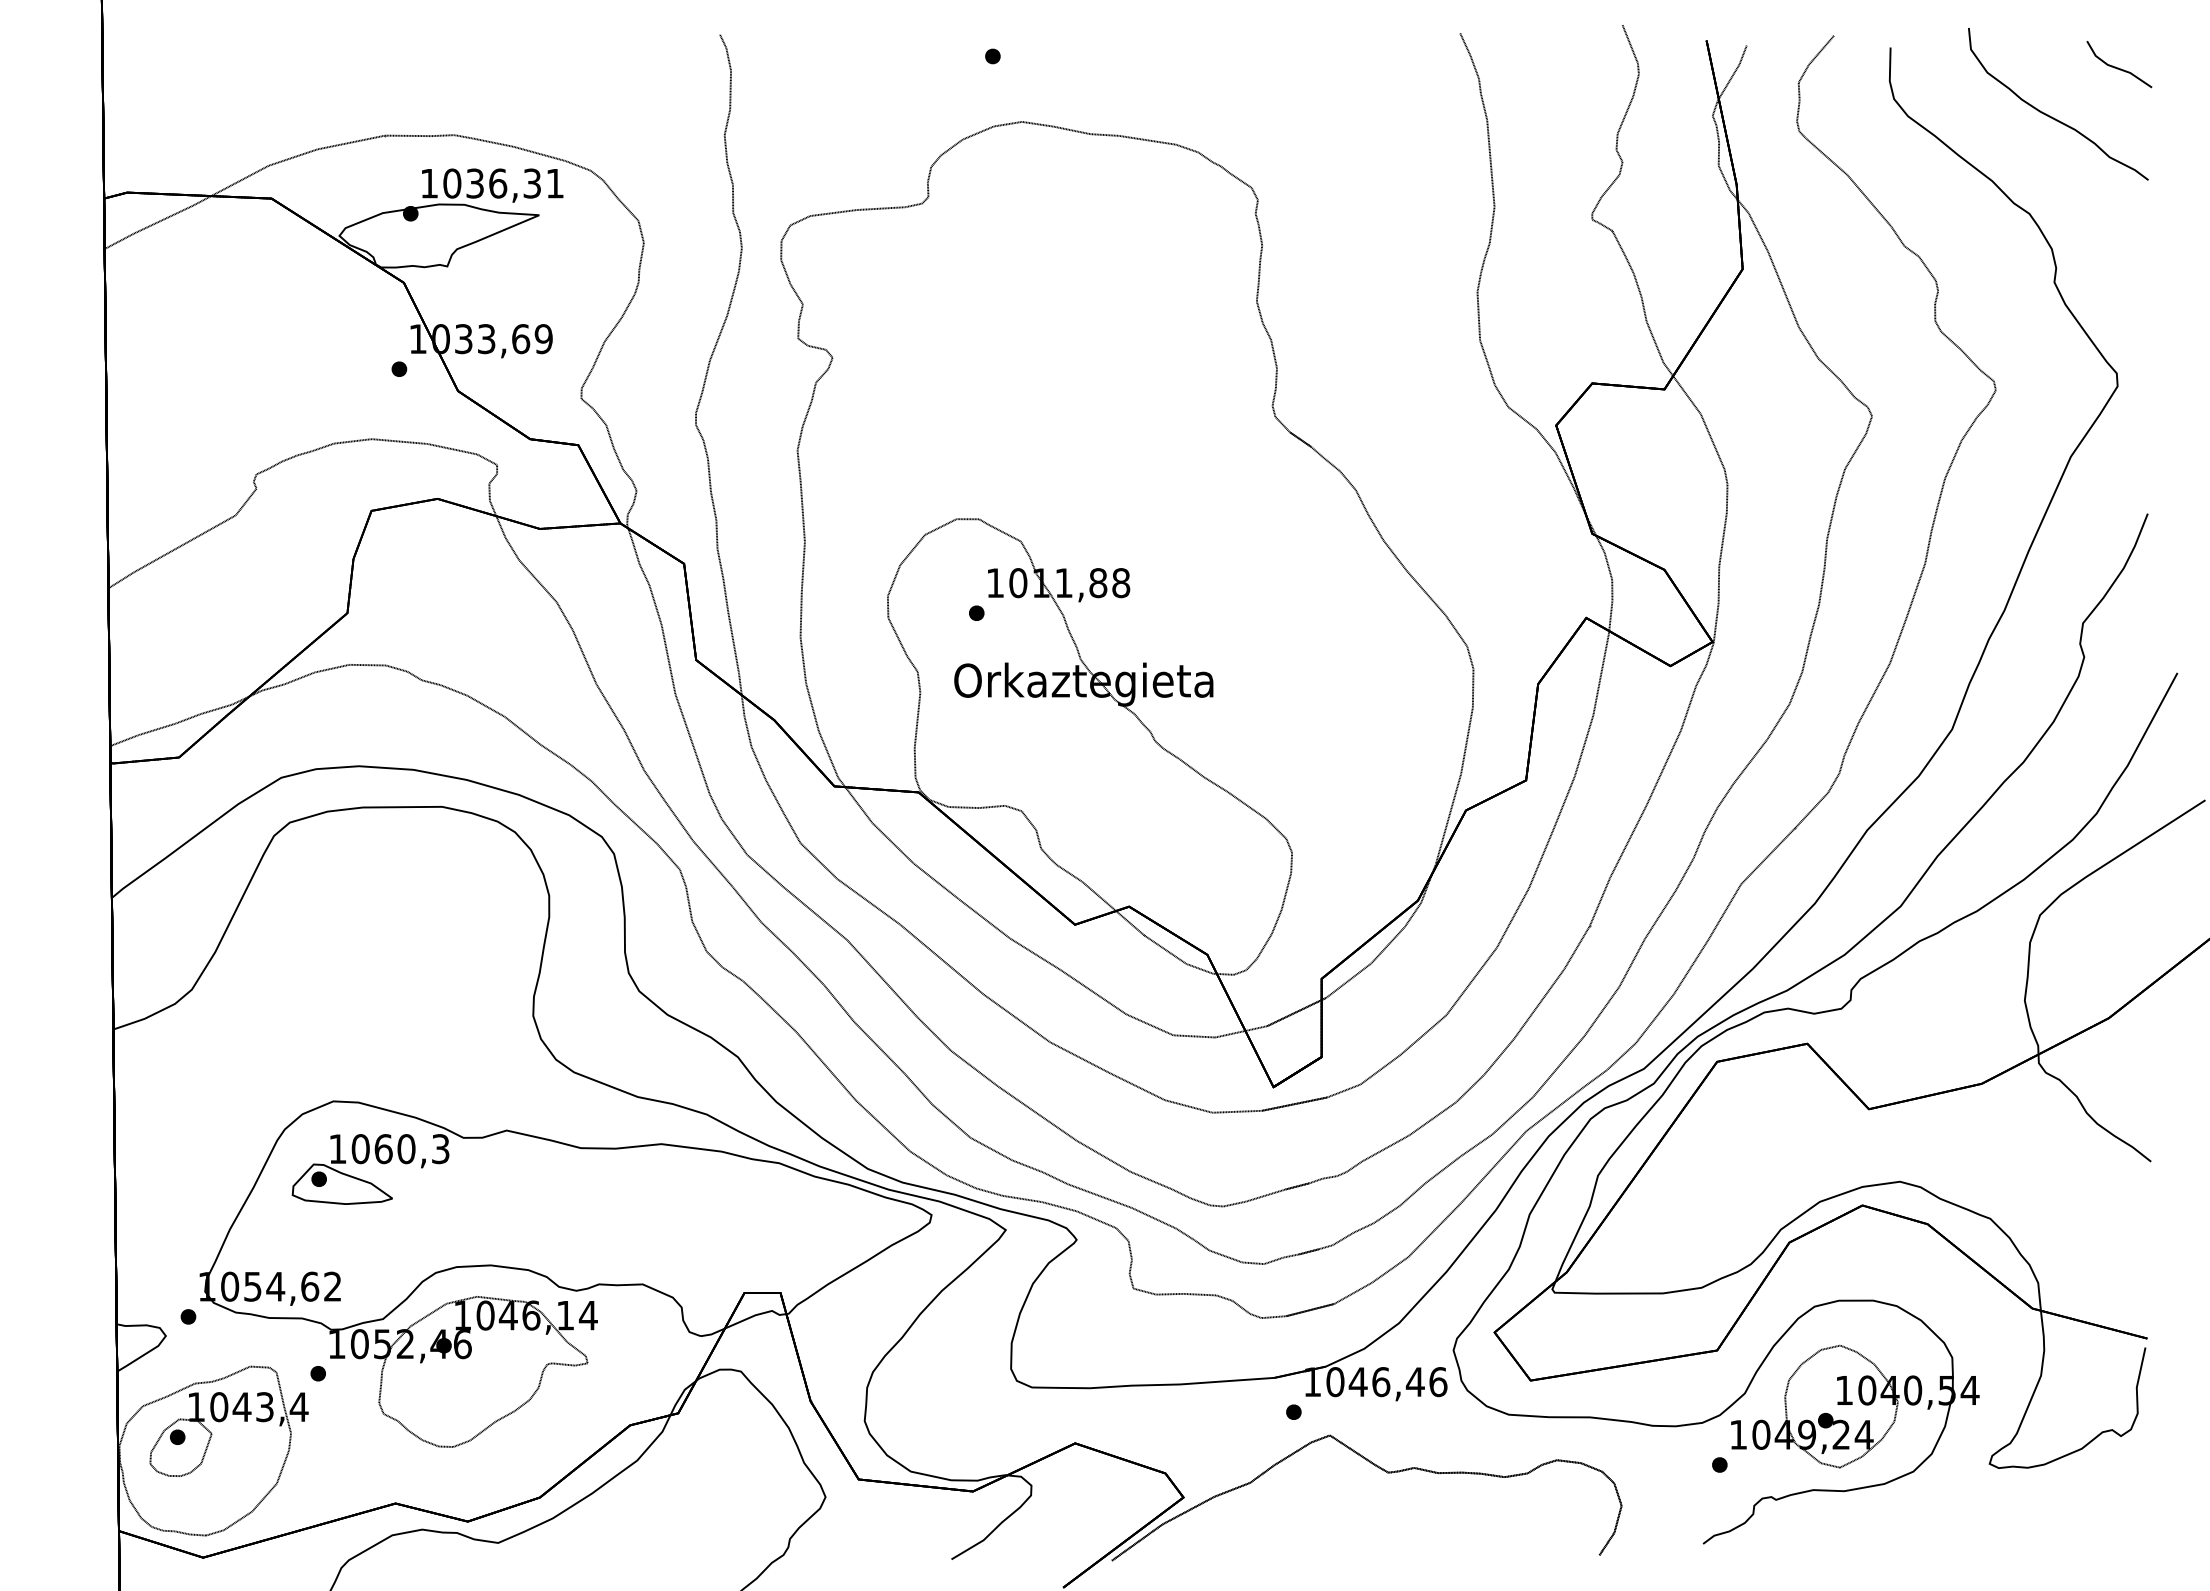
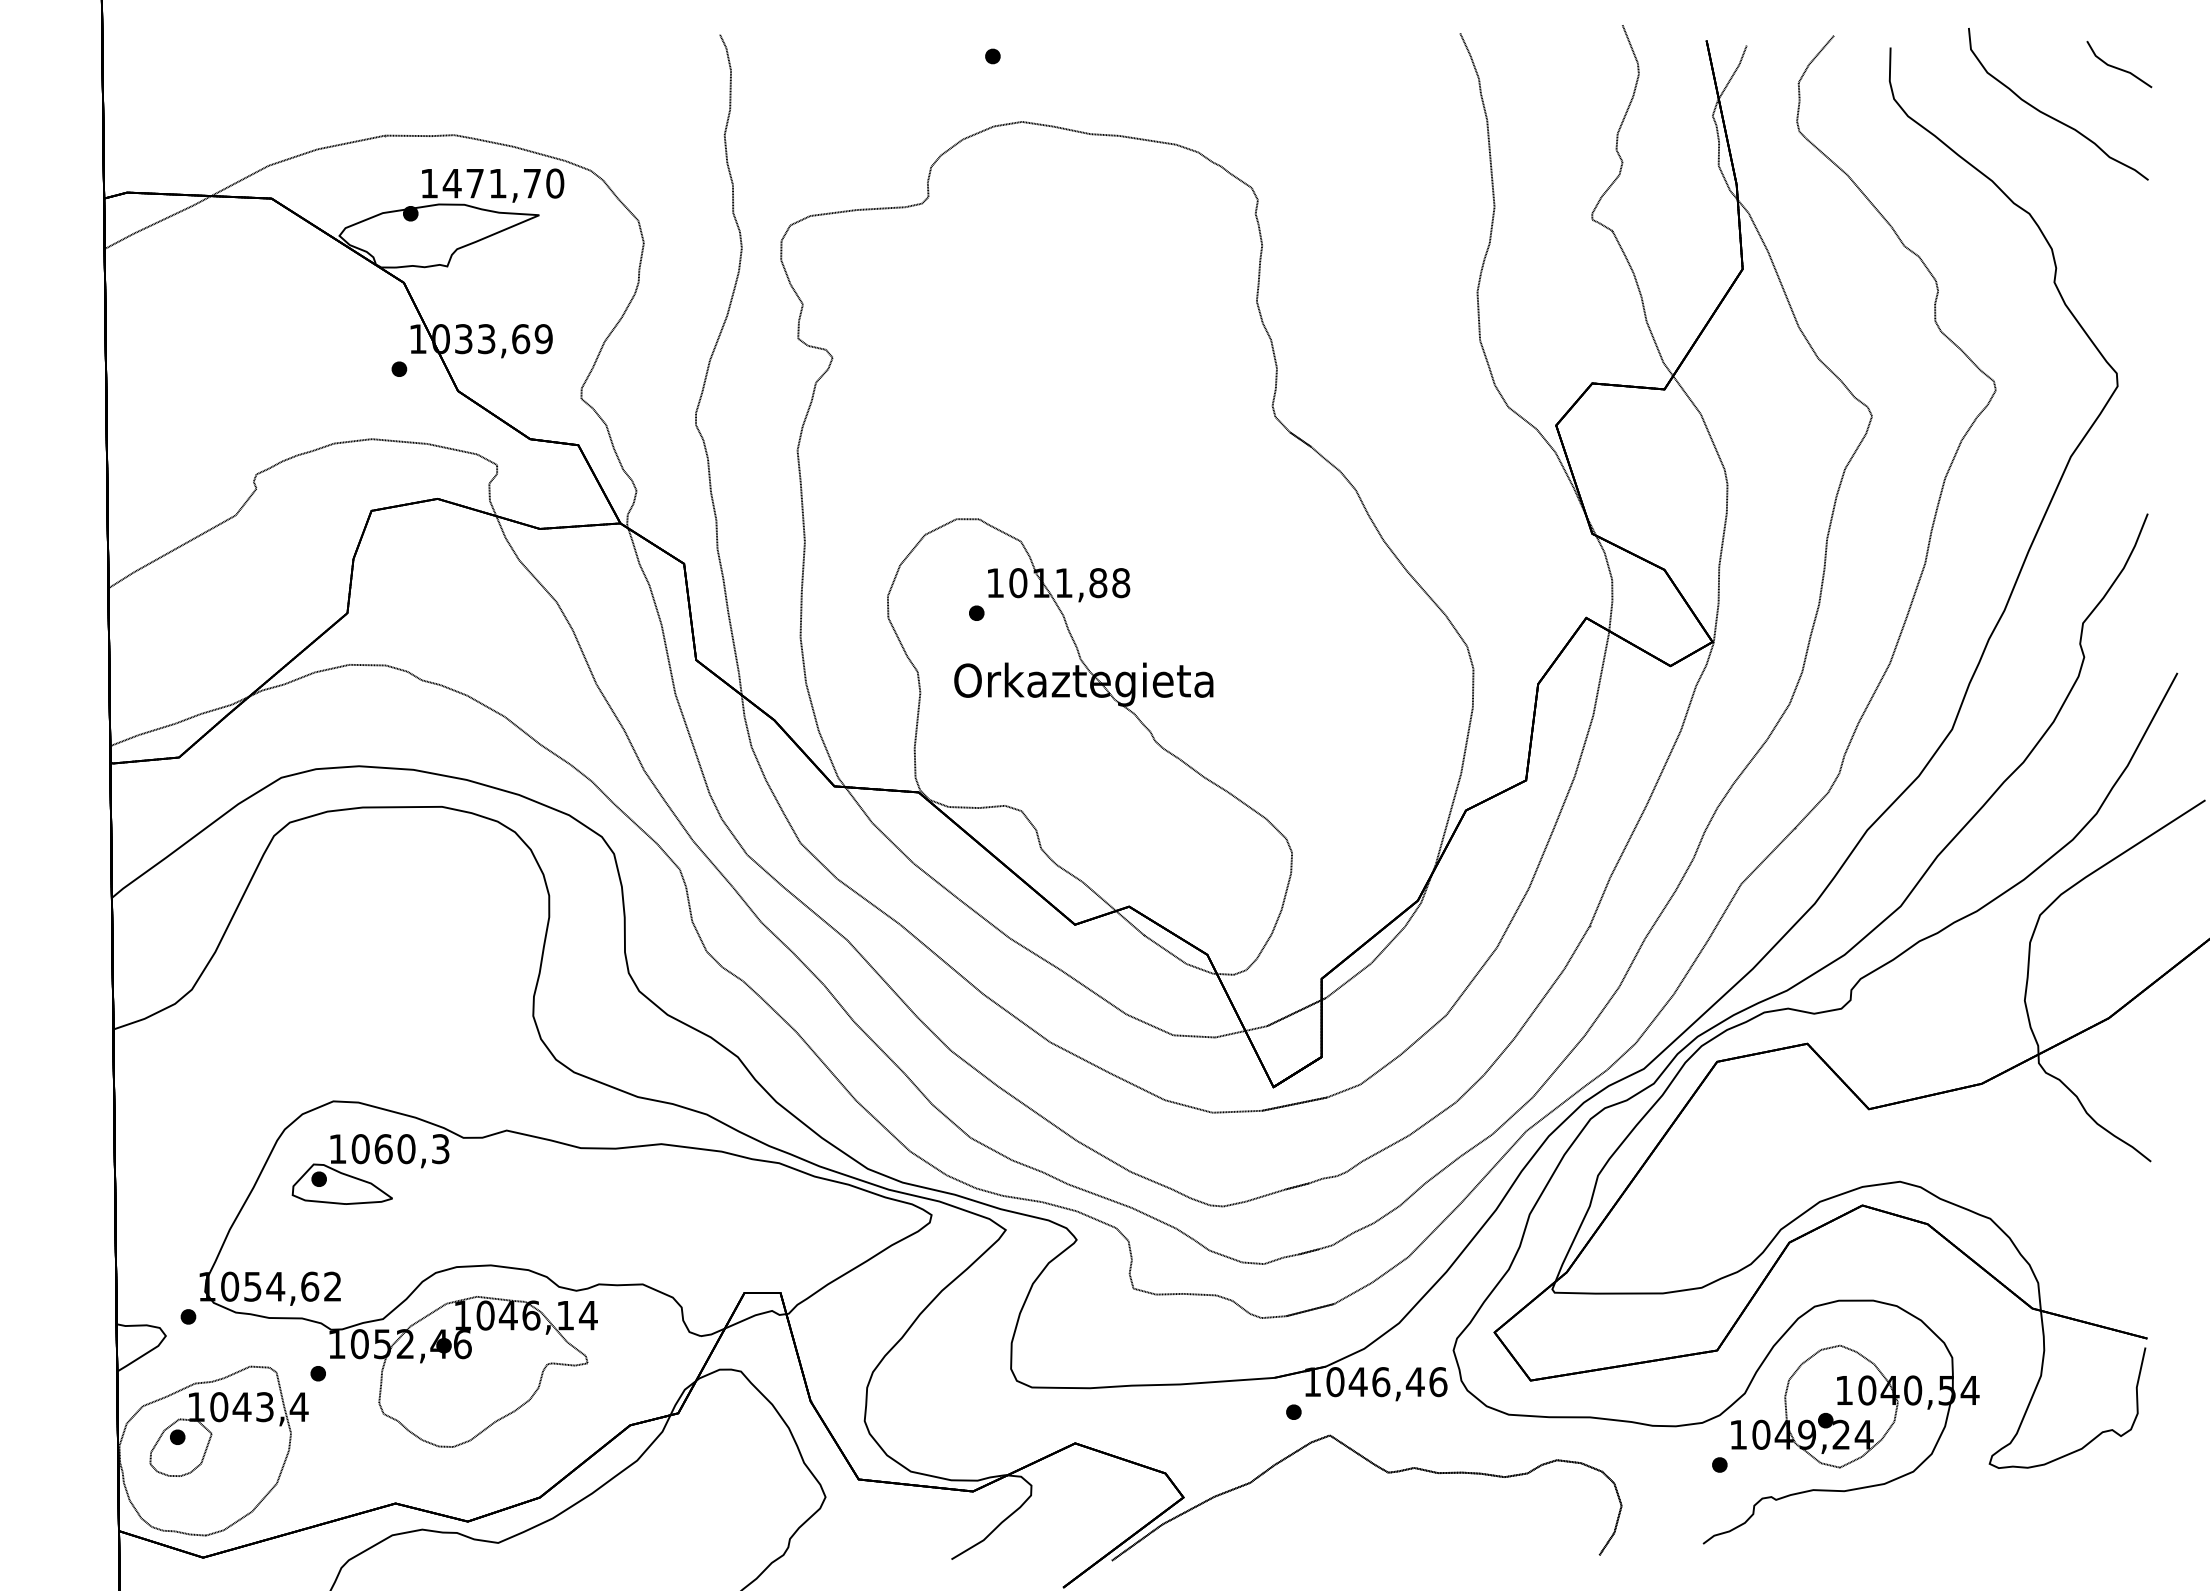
text: 1036,31 -> 1471,70 (503, 183)
